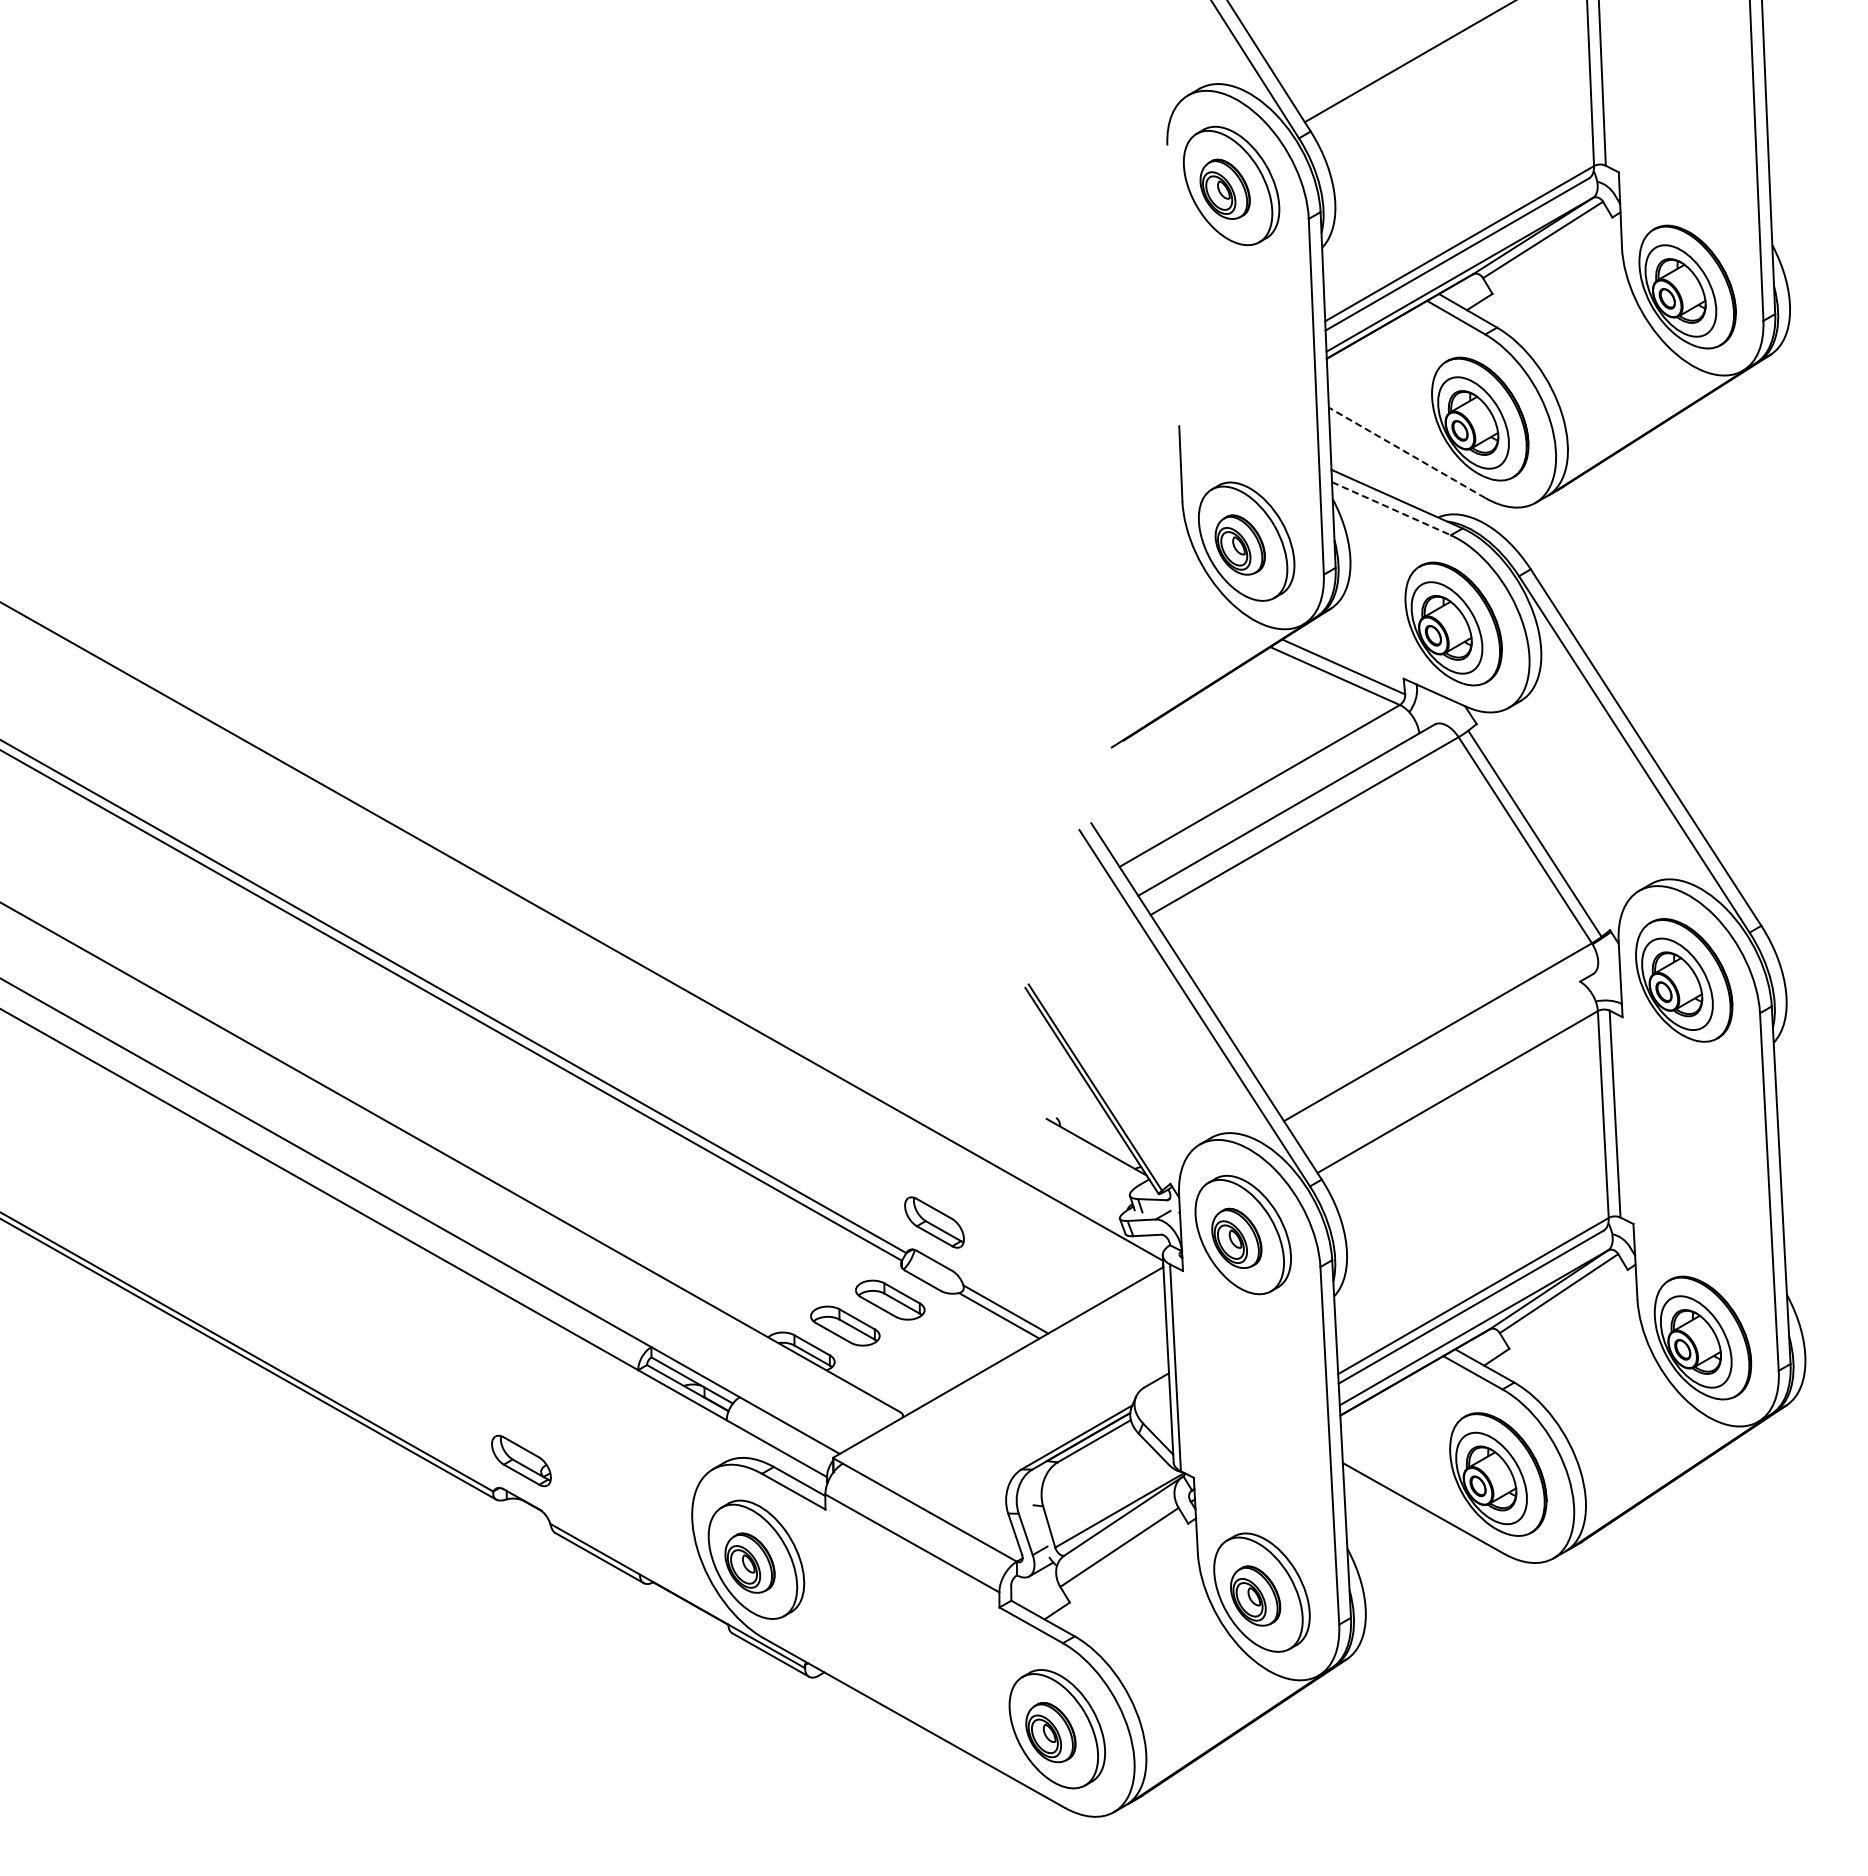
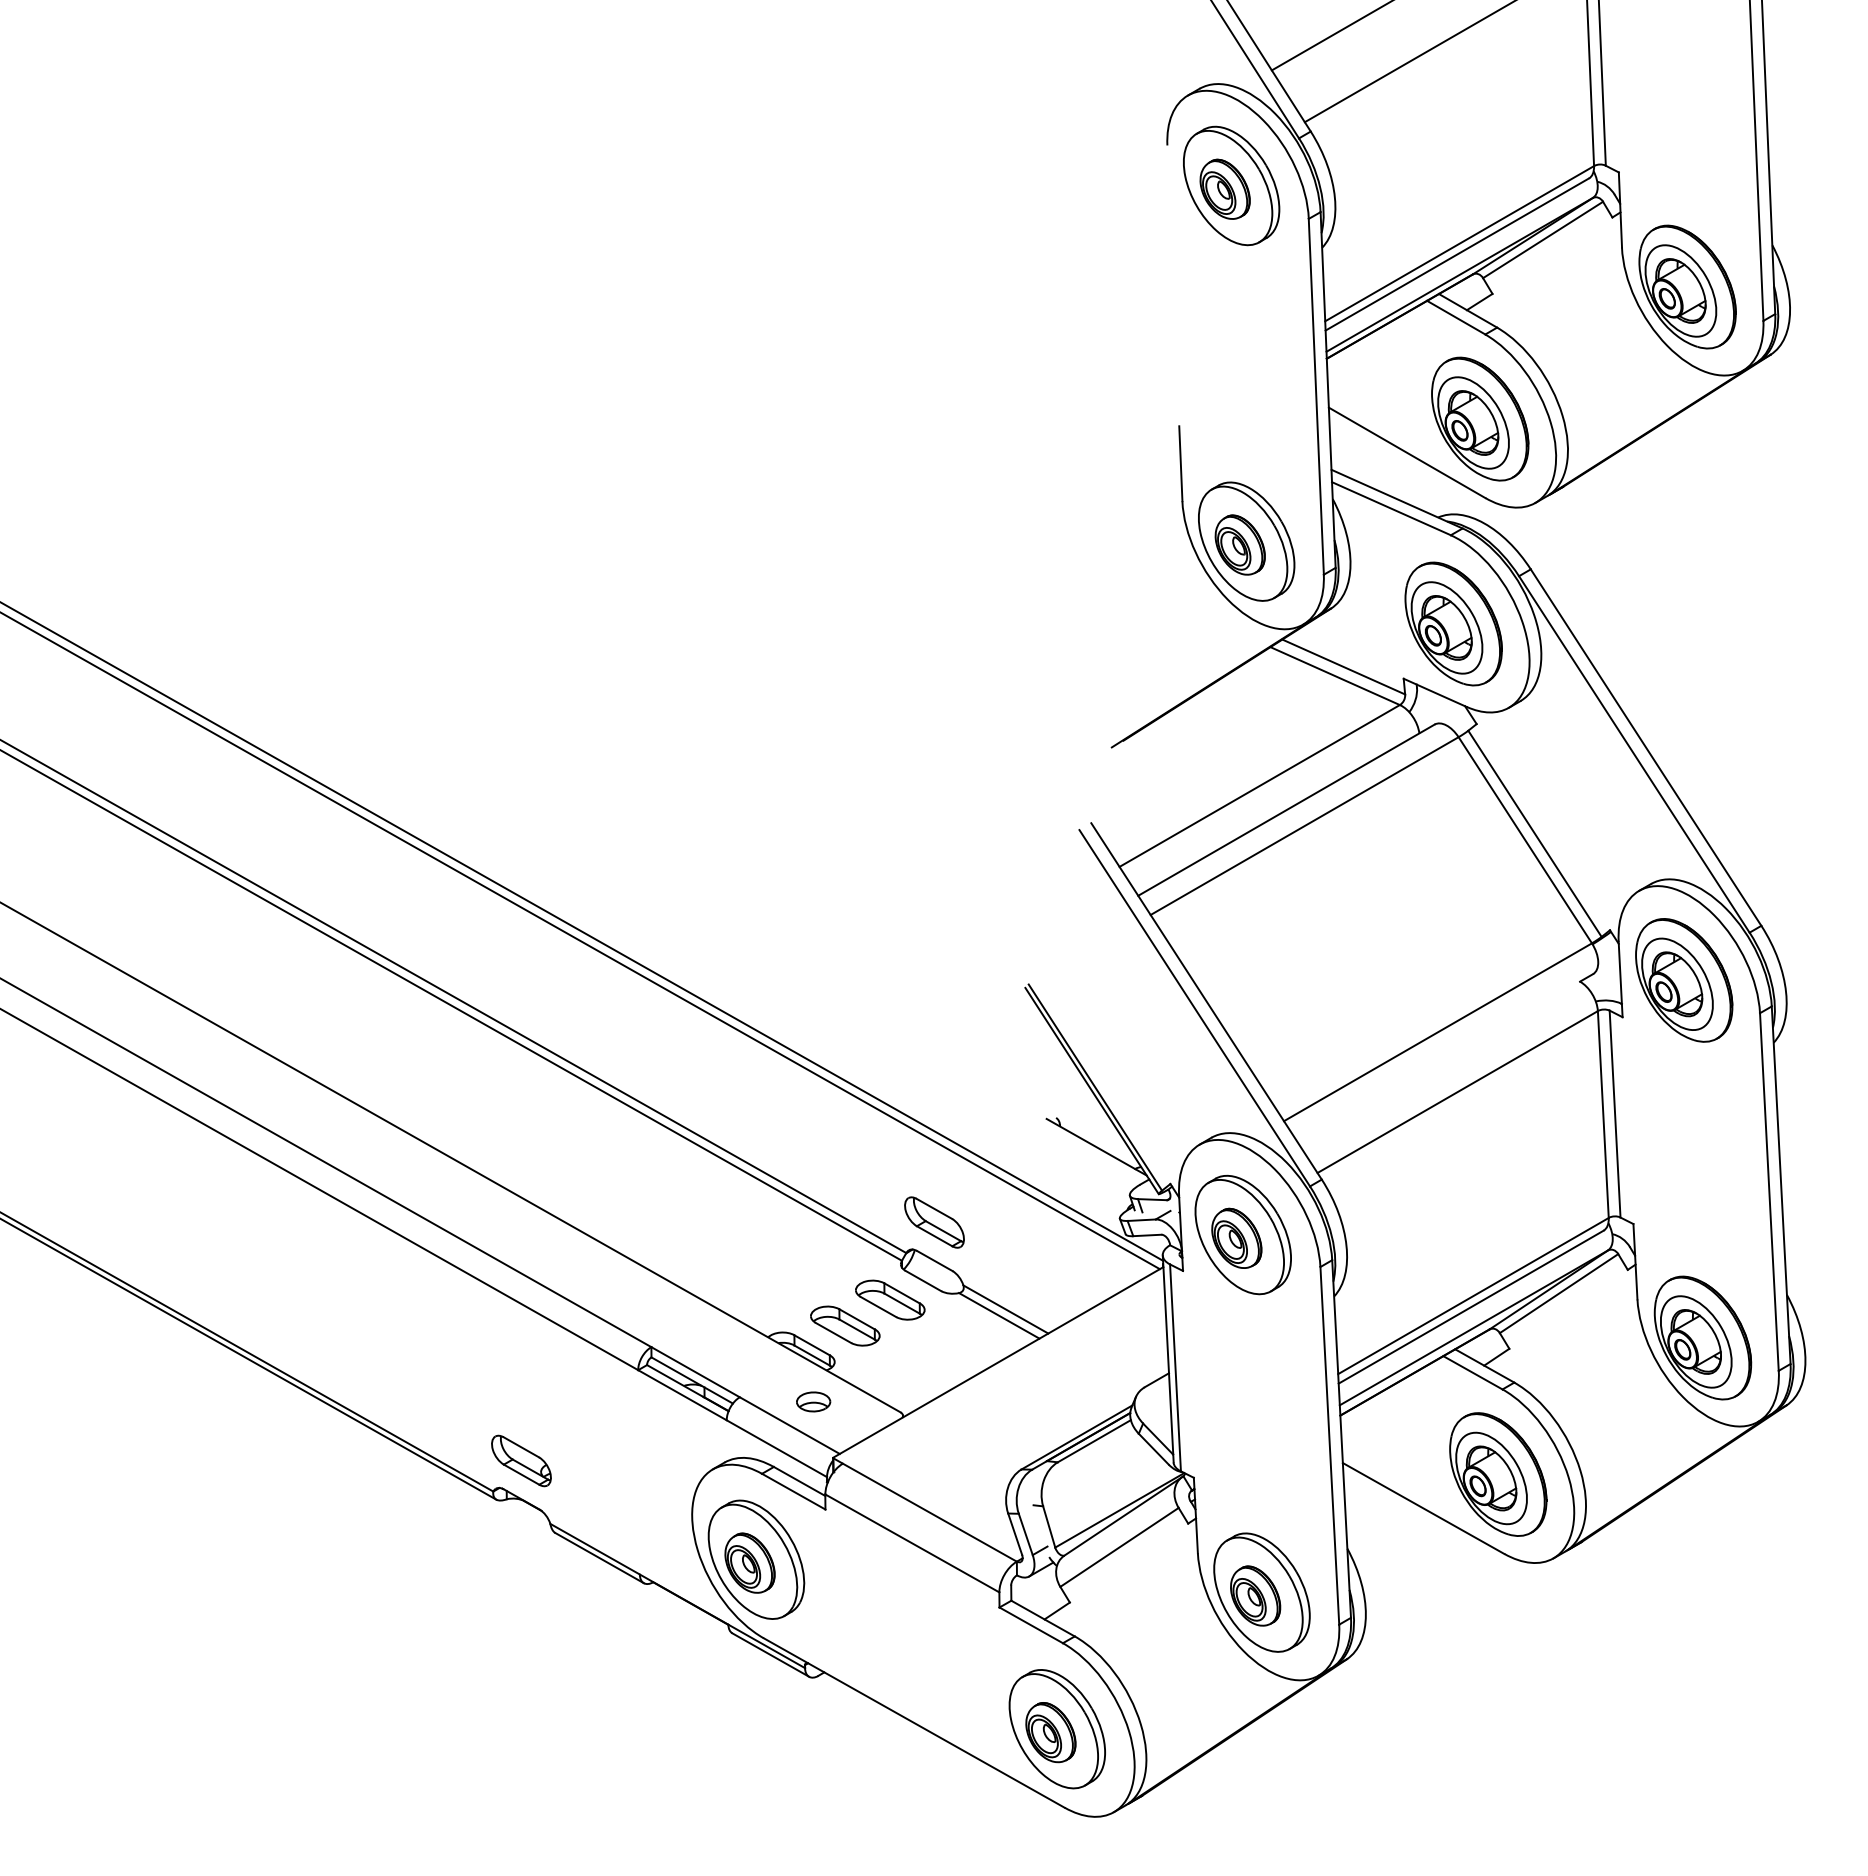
line: none -> present (1330, 36)
line: dashed -> solid (1406, 452)
line: dashed -> solid (1391, 508)
line: none -> present (580, 941)
part: none -> present (813, 1401)
